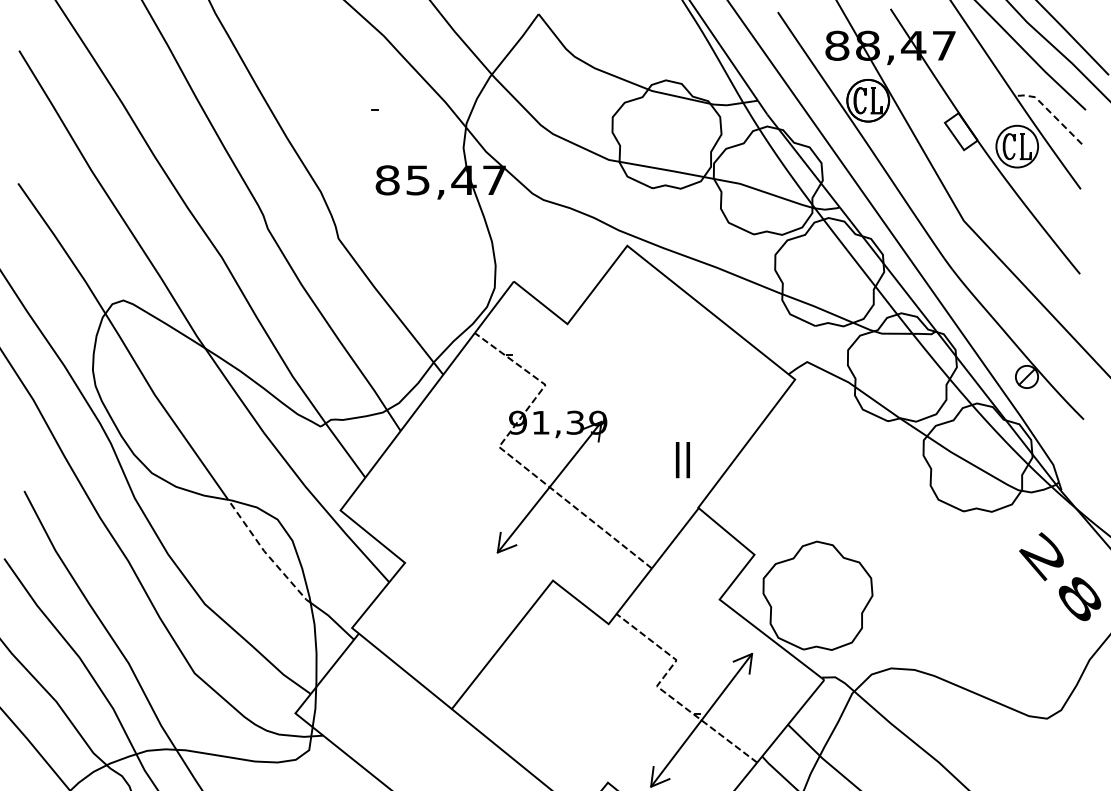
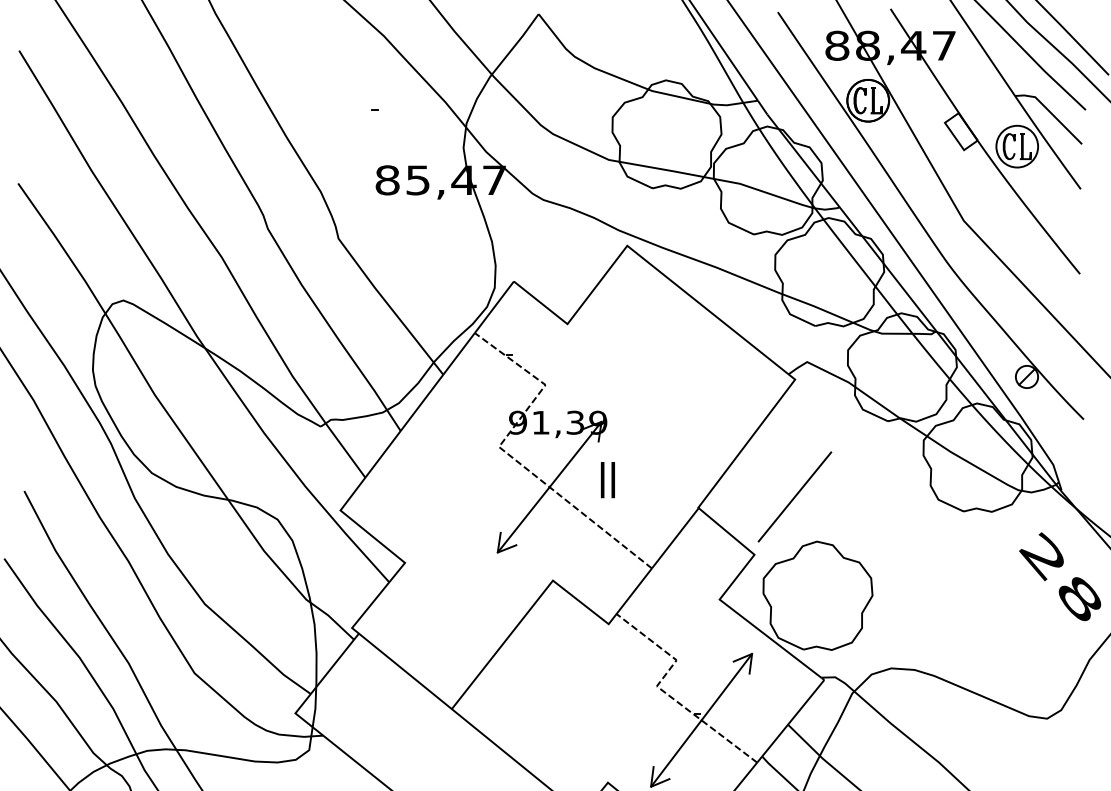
line: dashed -> solid (1049, 111)
text position: (682, 460) -> (607, 480) (607, 480)
line: none -> present (794, 496)
line: dashed -> solid (266, 554)
